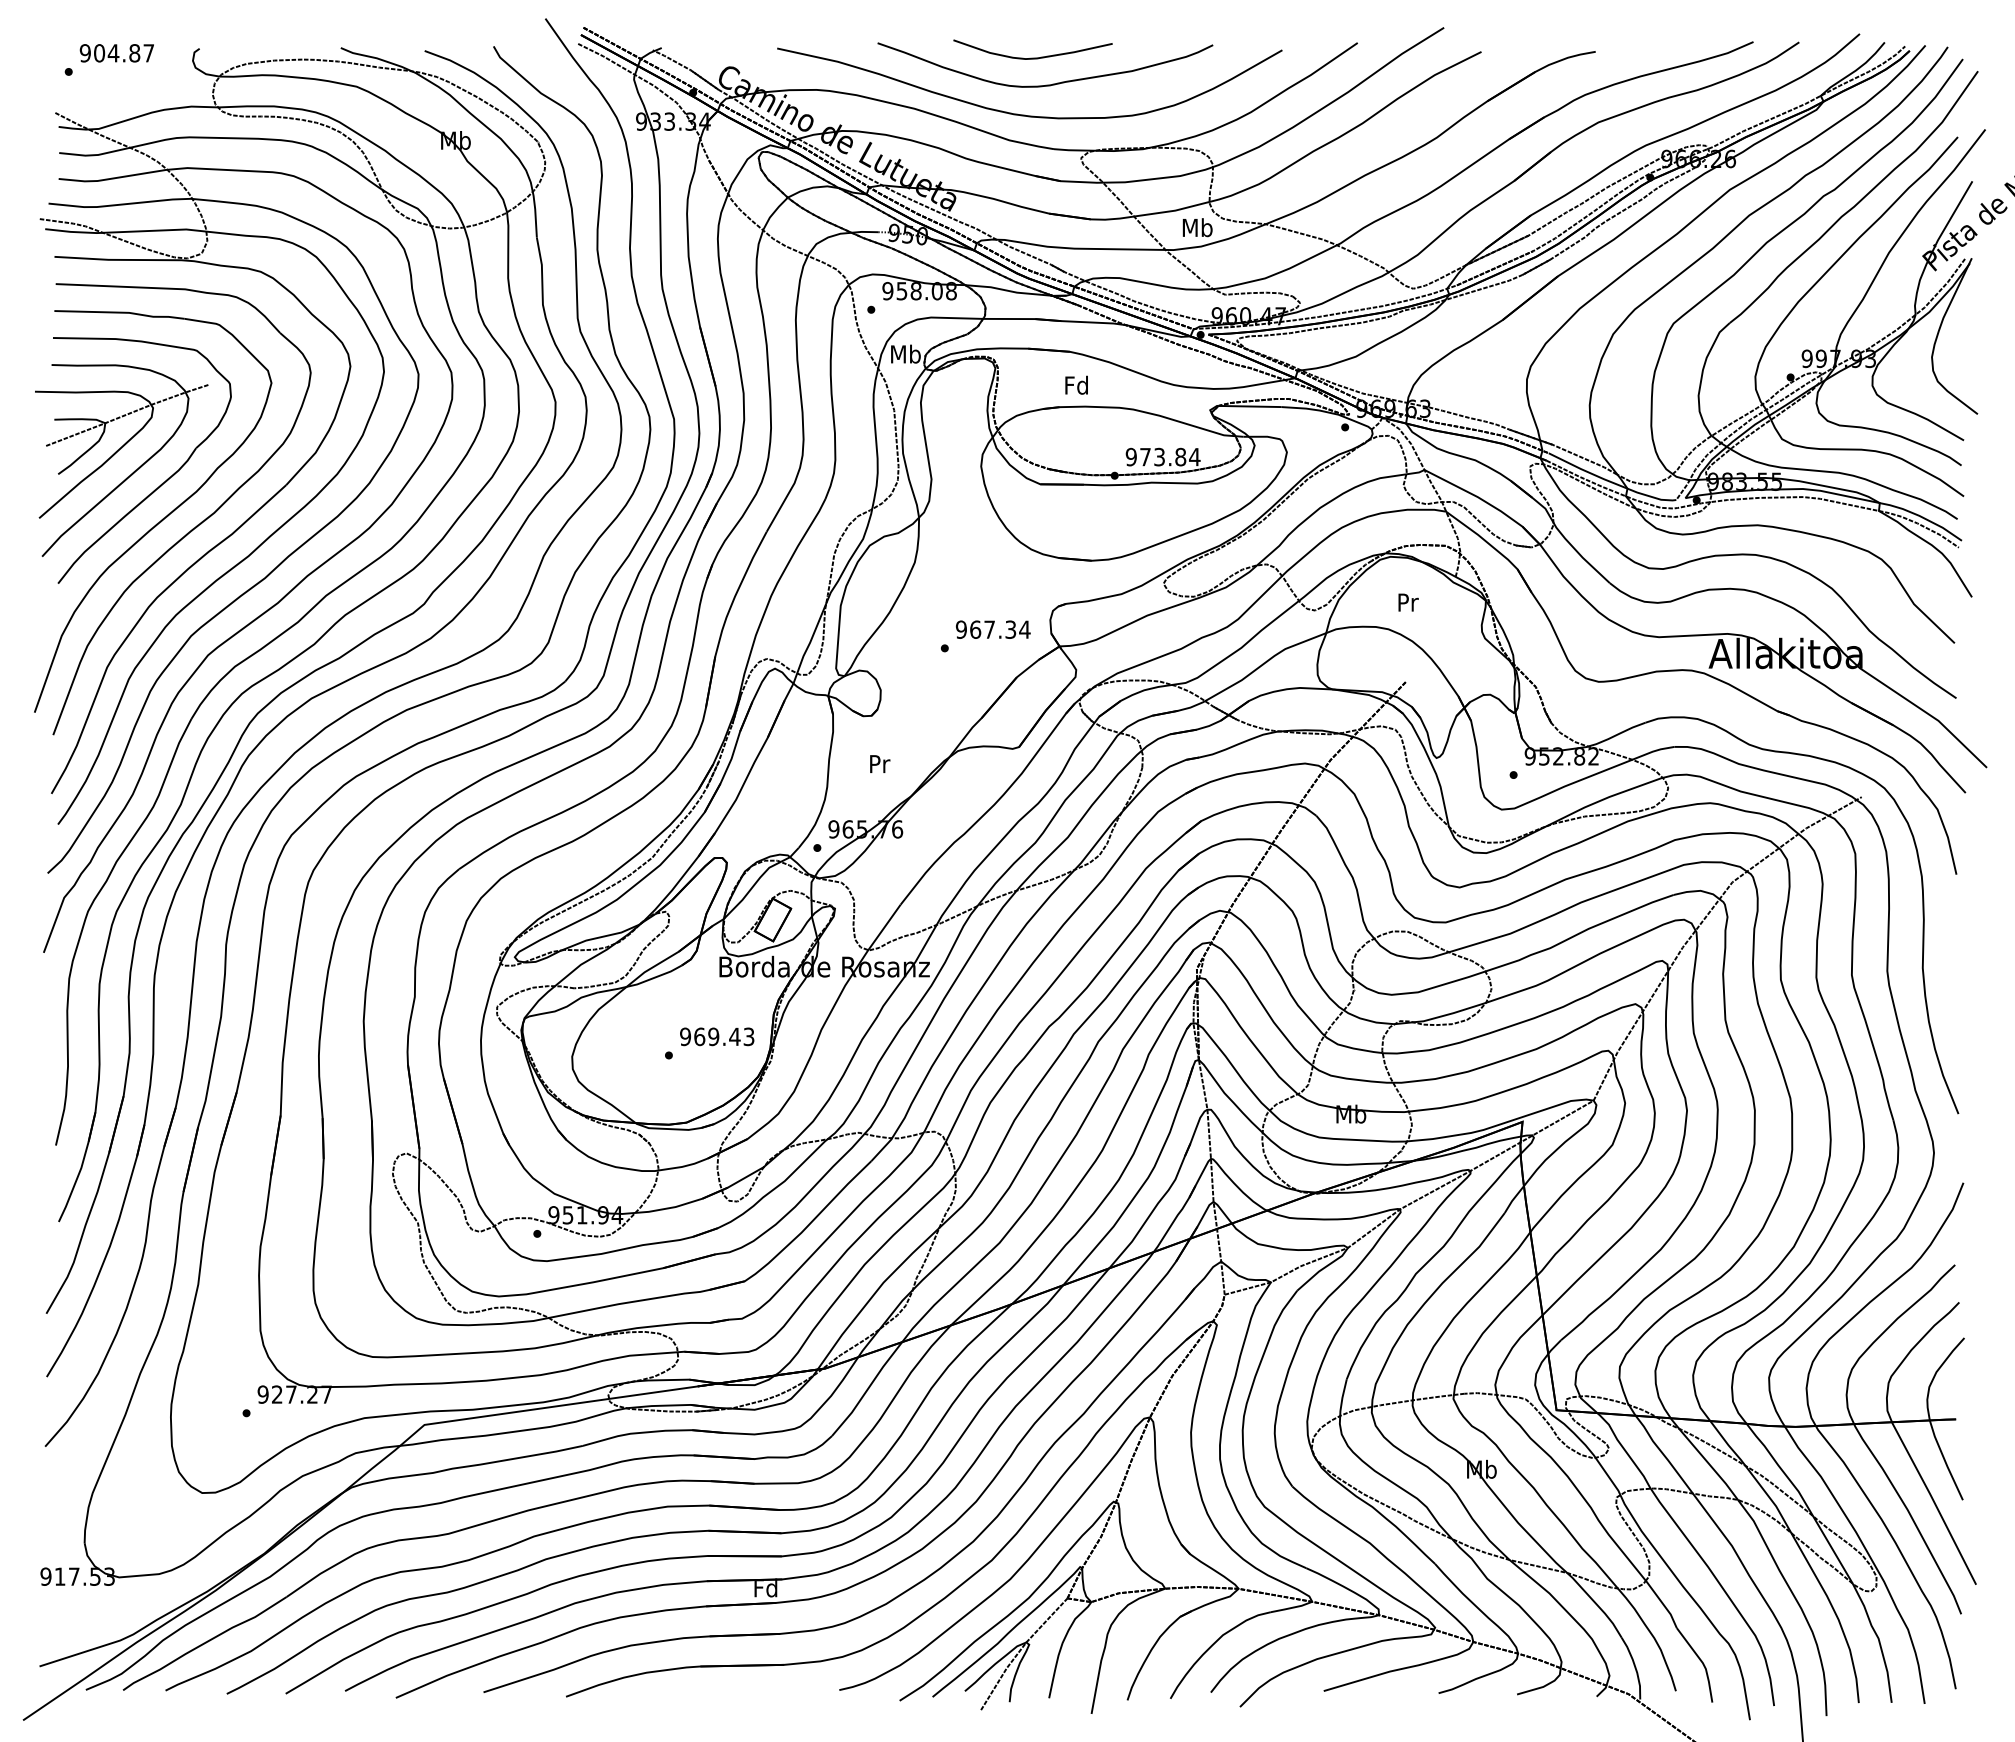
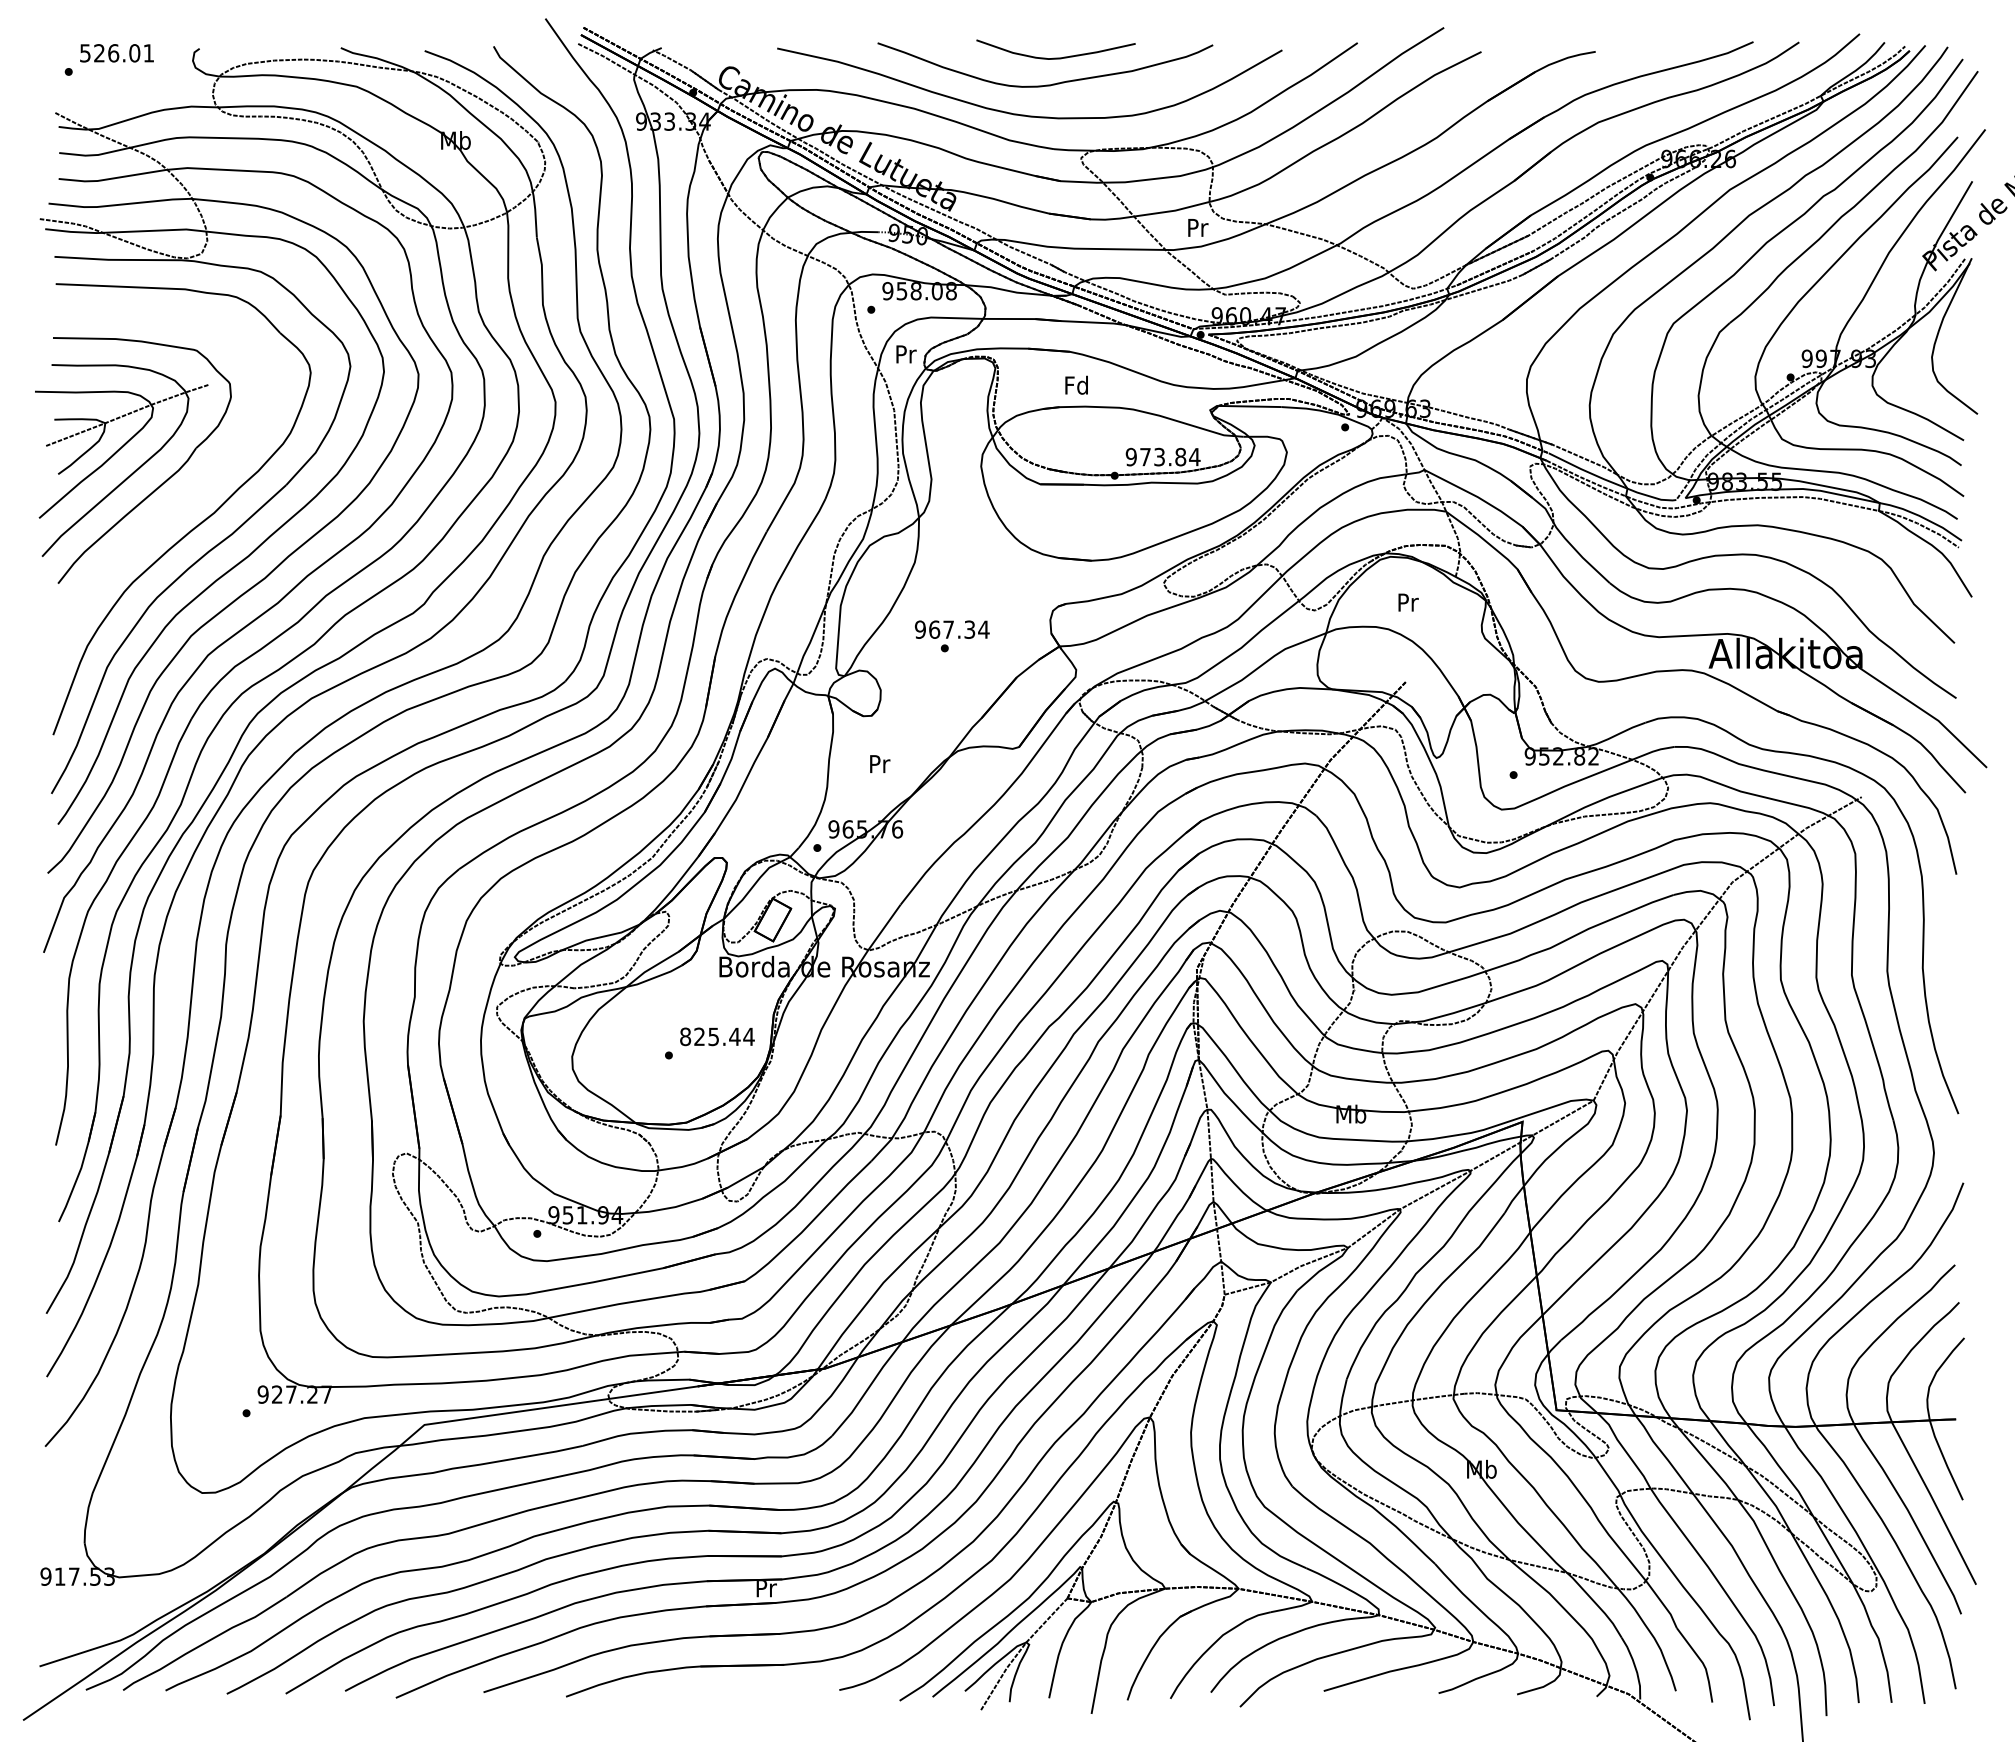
text: 904.87 -> 526.01 (116, 53)
curve position: (1032, 57) -> (1055, 57) (1055, 57)
text: Mb -> Pr (1197, 227)
text: Mb -> Pr (905, 353)
part: present -> none (161, 519)
text position: (993, 629) -> (952, 629) (952, 629)
text: 969.43 -> 825.44 (717, 1036)
text: Fd -> Pr (765, 1587)
